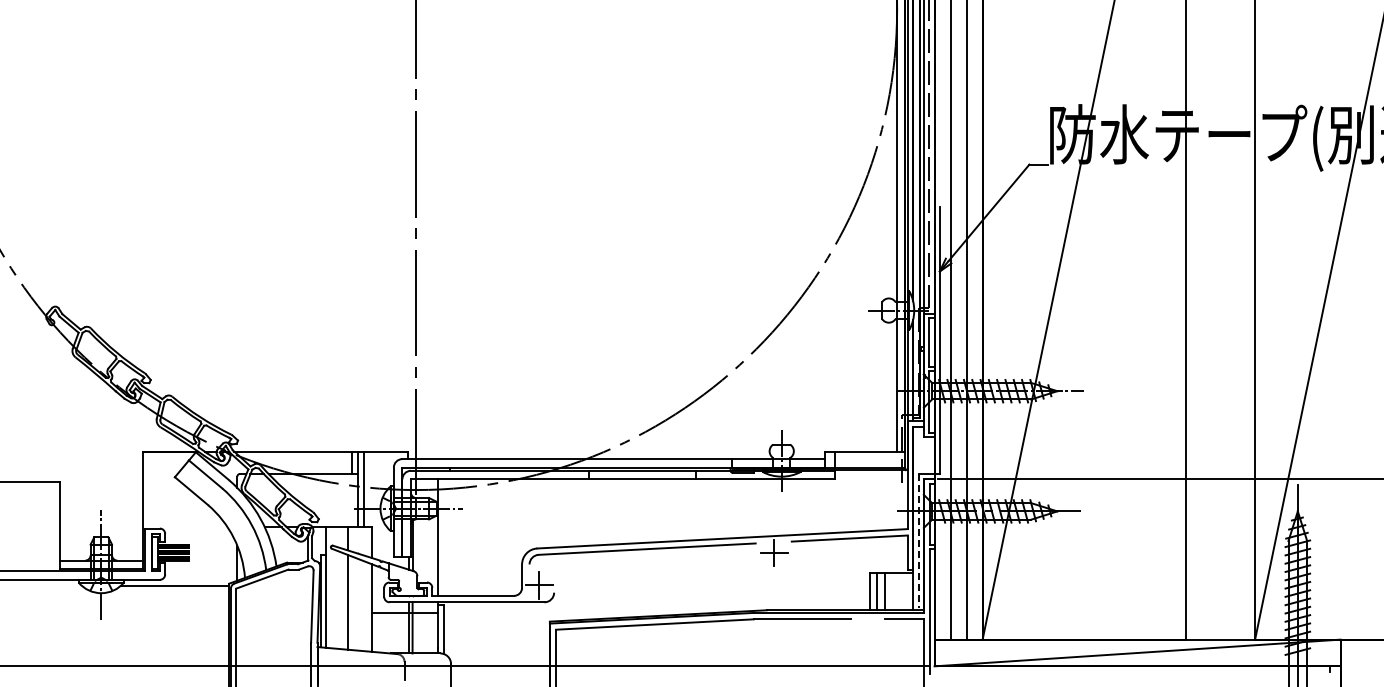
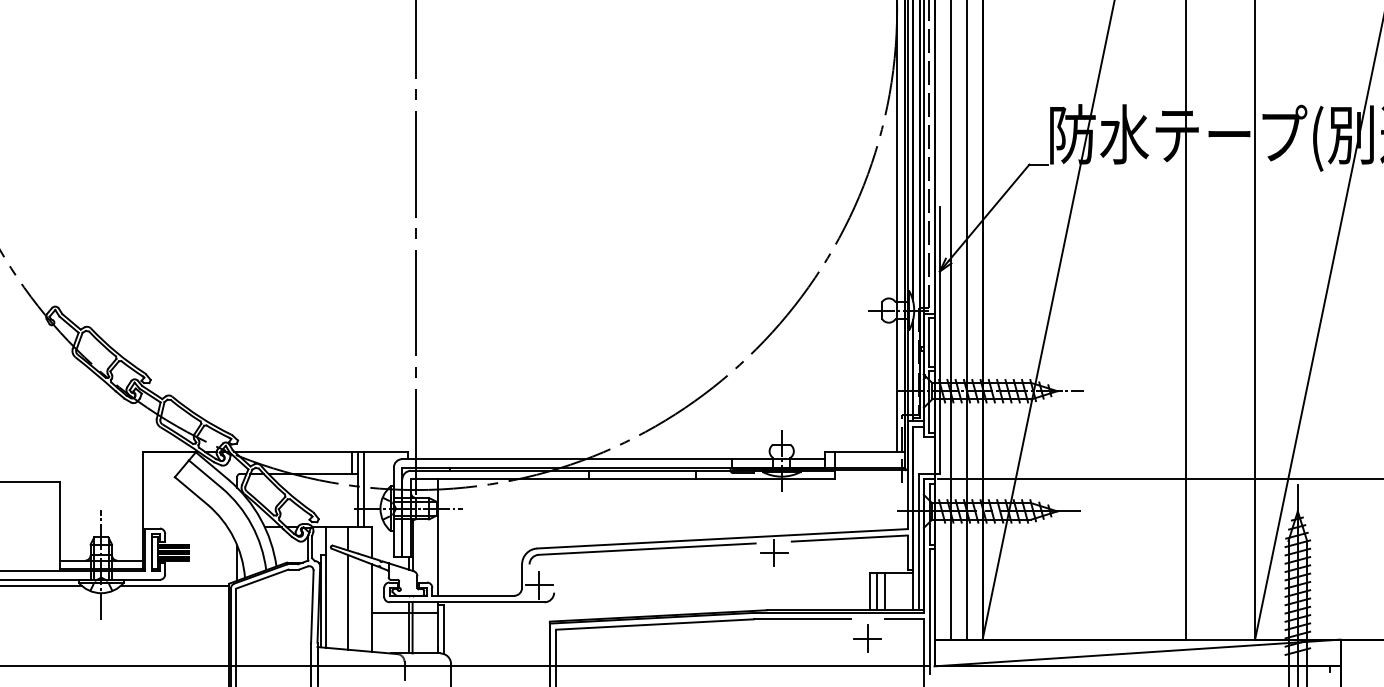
line: dashed -> solid (918, 540)
line: none -> present (41, 586)
part: none -> present (867, 638)
